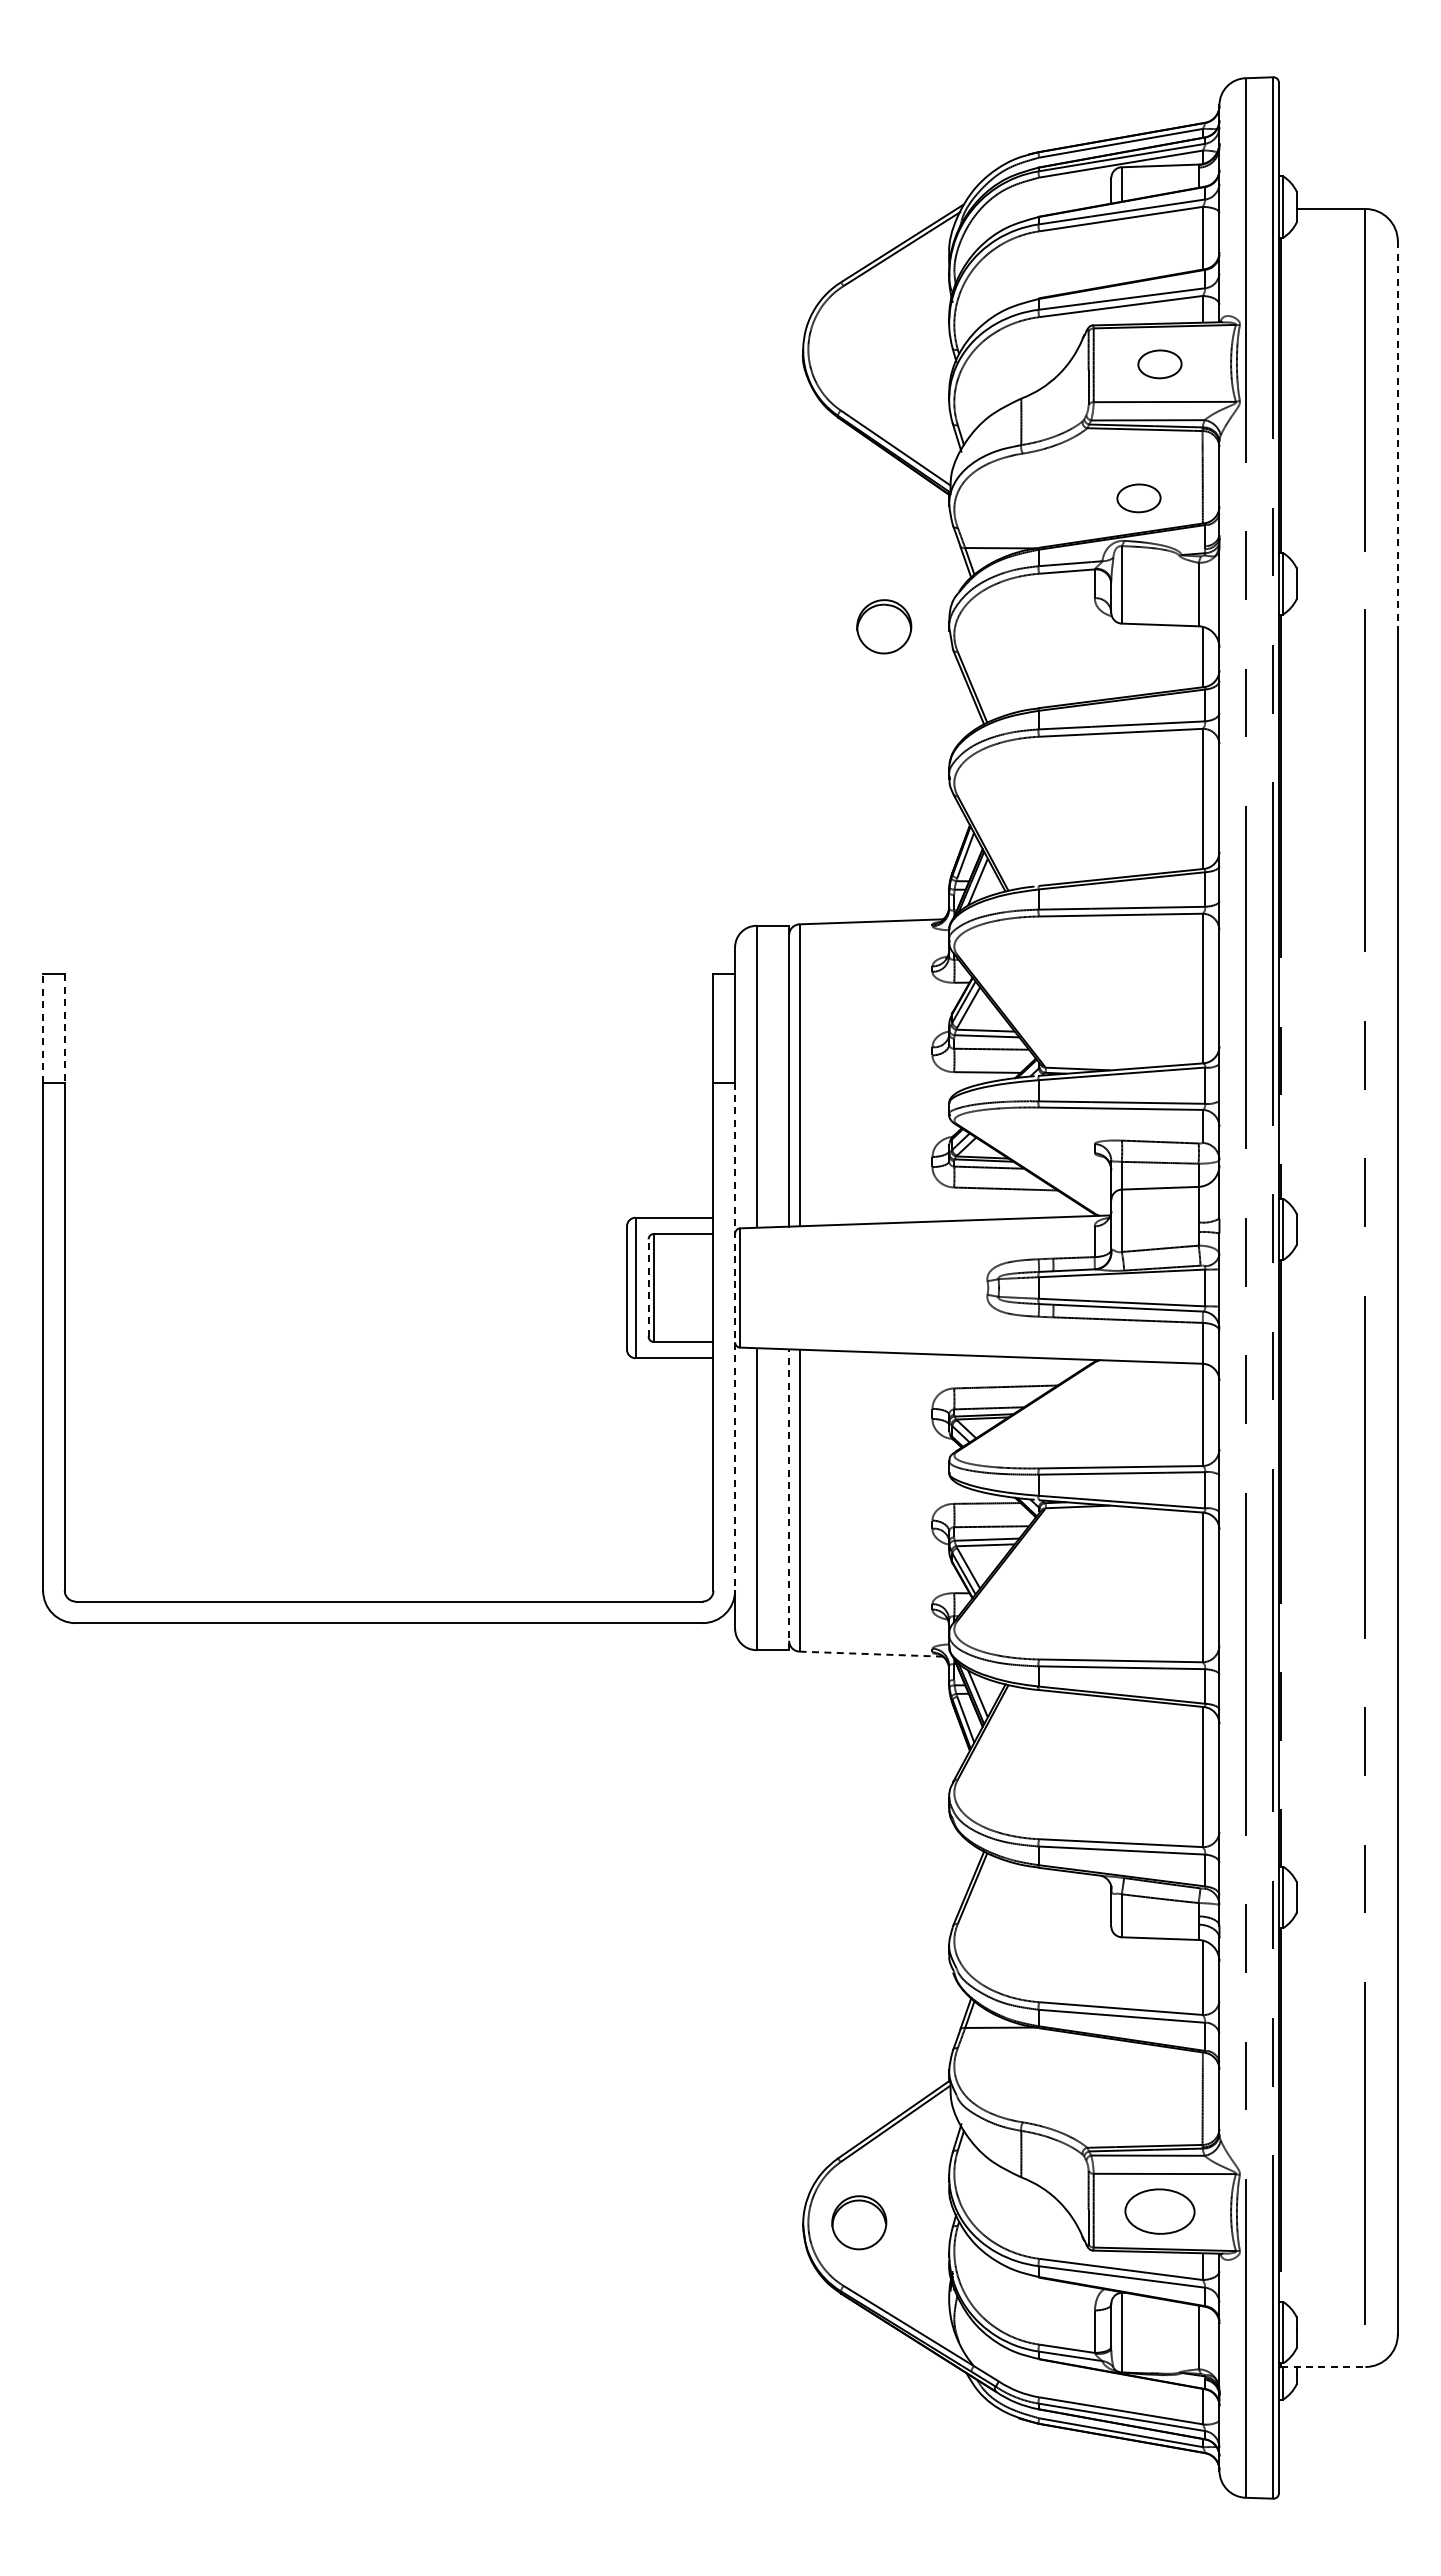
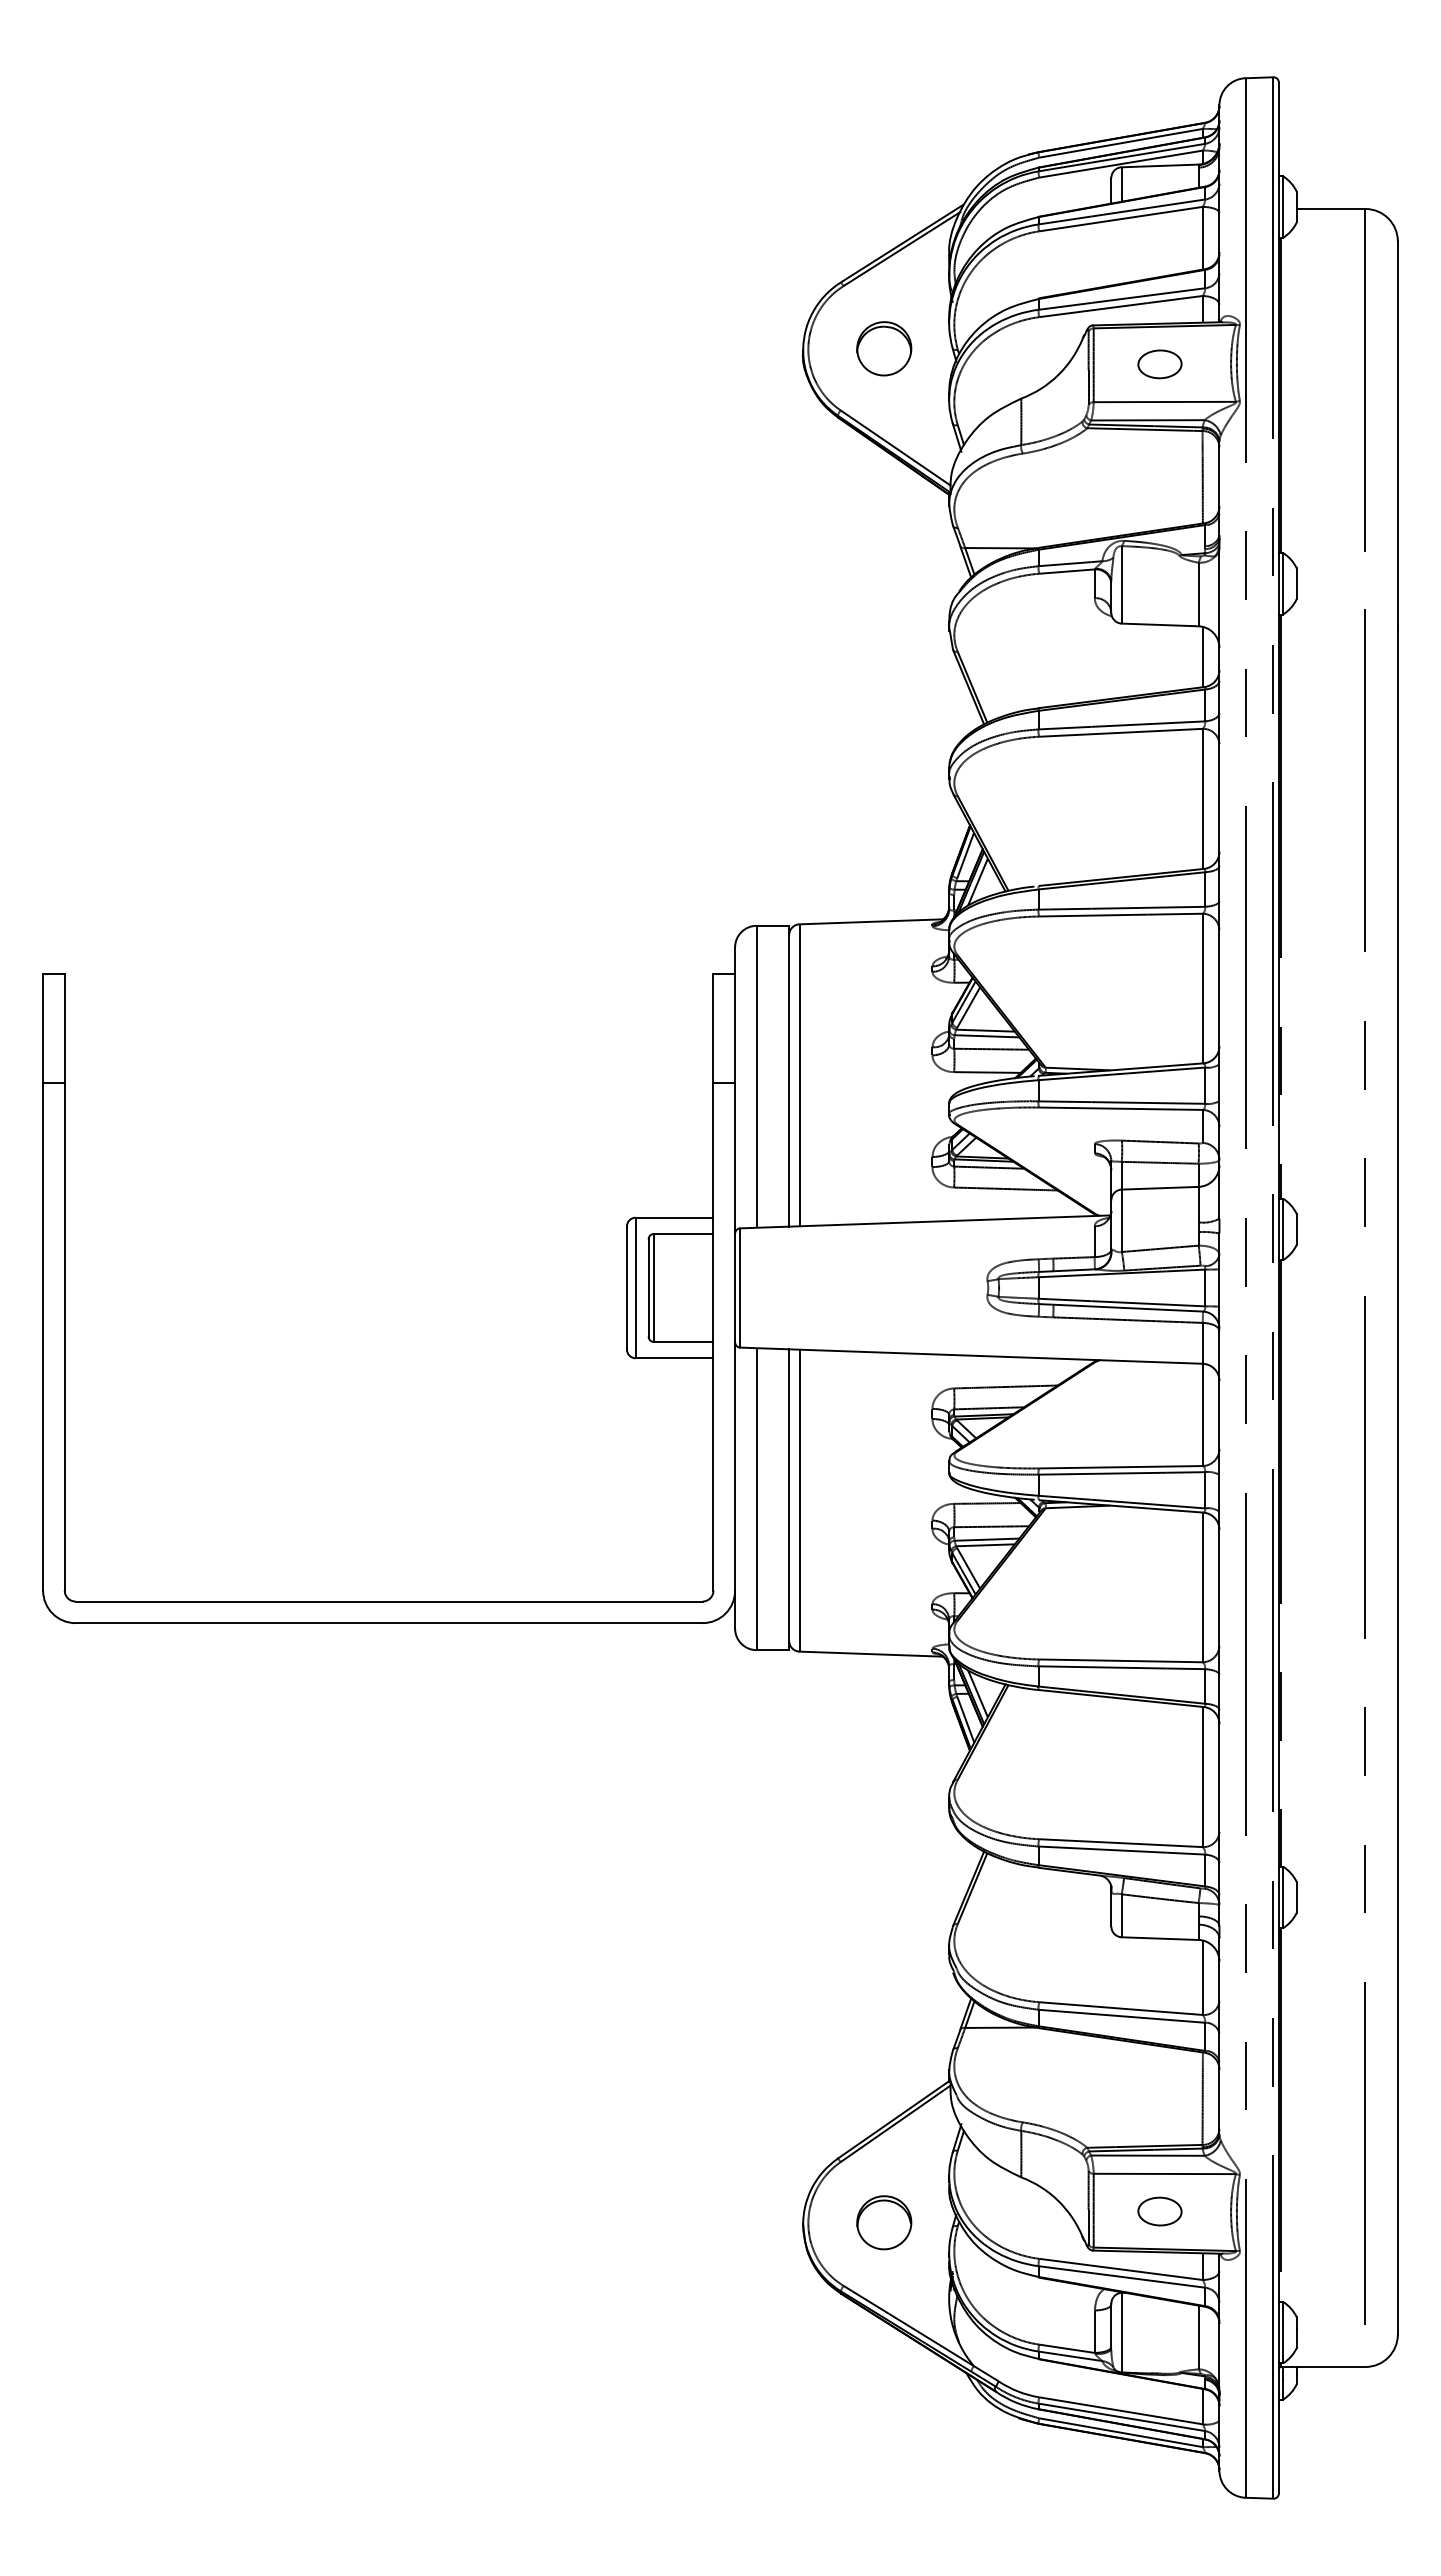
line: dashed -> solid (1397, 435)
part: present -> none (1138, 498)
part position: (884, 626) -> (884, 348) (884, 348)
line: dashed -> solid (43, 1028)
line: dashed -> solid (64, 1029)
line: dashed -> solid (648, 1287)
line: dashed -> solid (735, 1337)
line: dashed -> solid (789, 1499)
line: dashed -> solid (871, 1654)
part size: 72x47 px -> 46x31 px (1159, 2211)
part position: (859, 2222) -> (884, 2222) (884, 2222)
line: dashed -> solid (1323, 2367)
